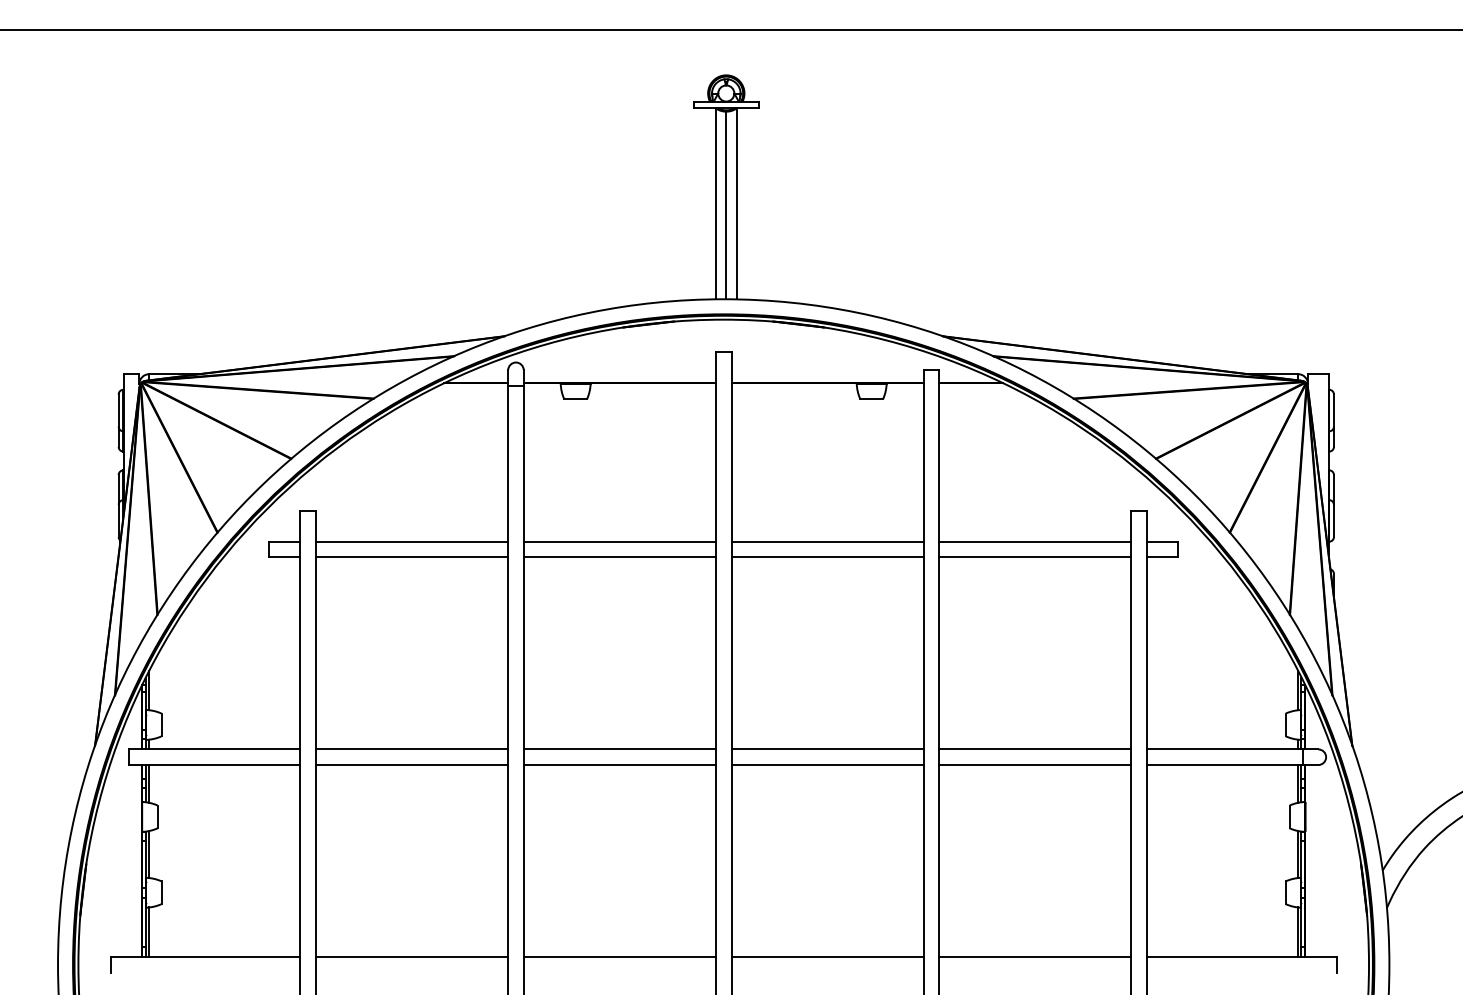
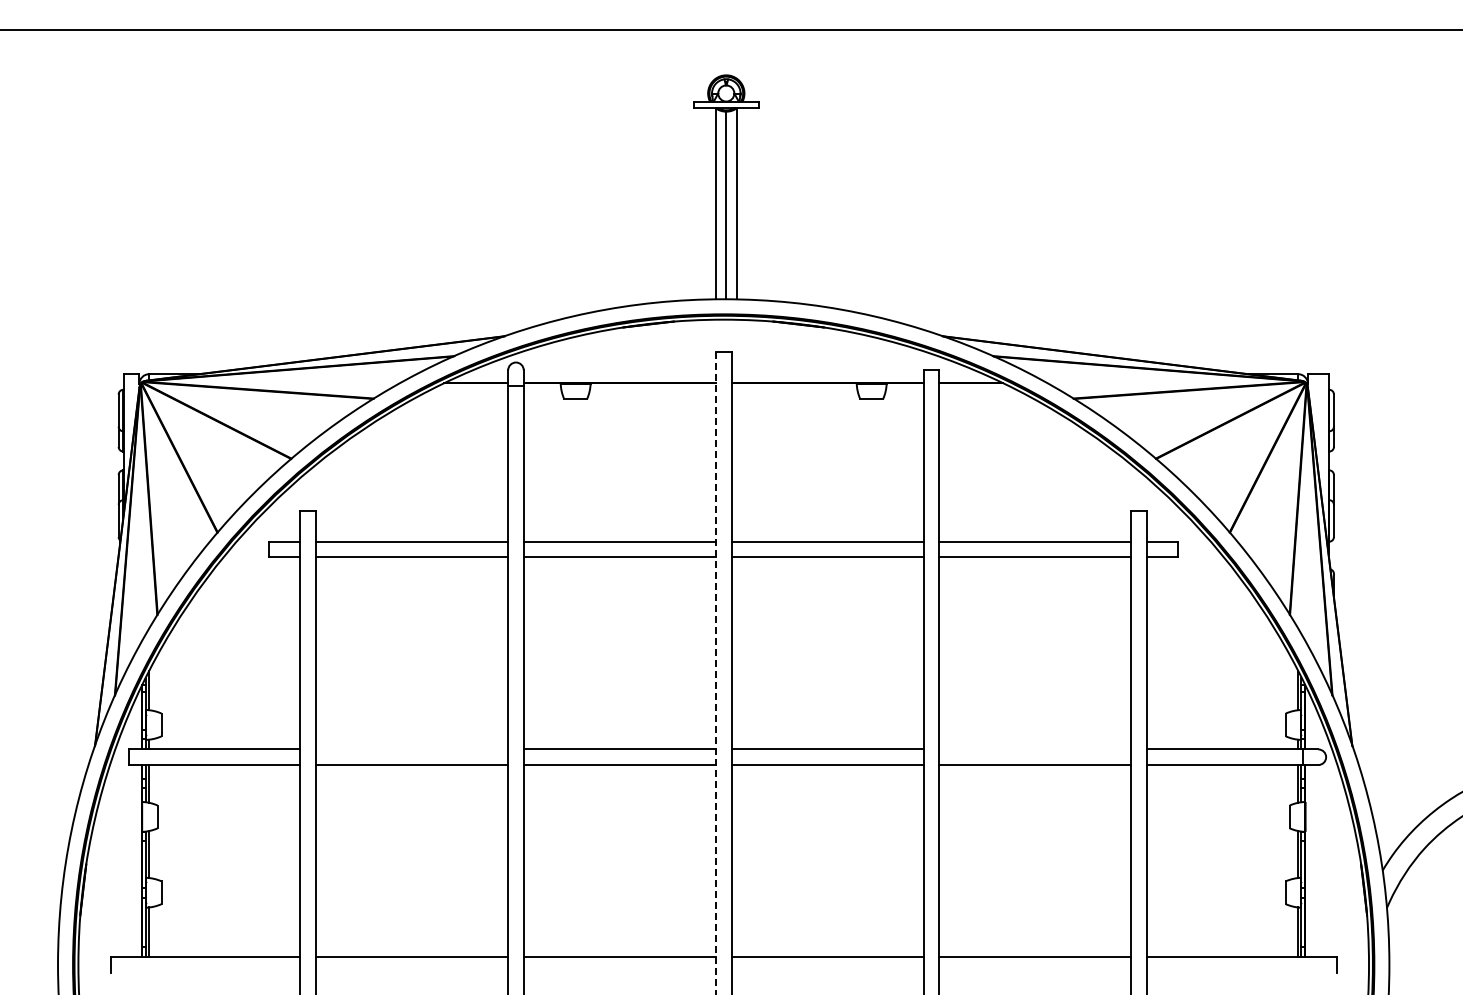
line: solid -> dashed (715, 674)
line: present -> none (412, 749)
line: present -> none (1035, 749)
